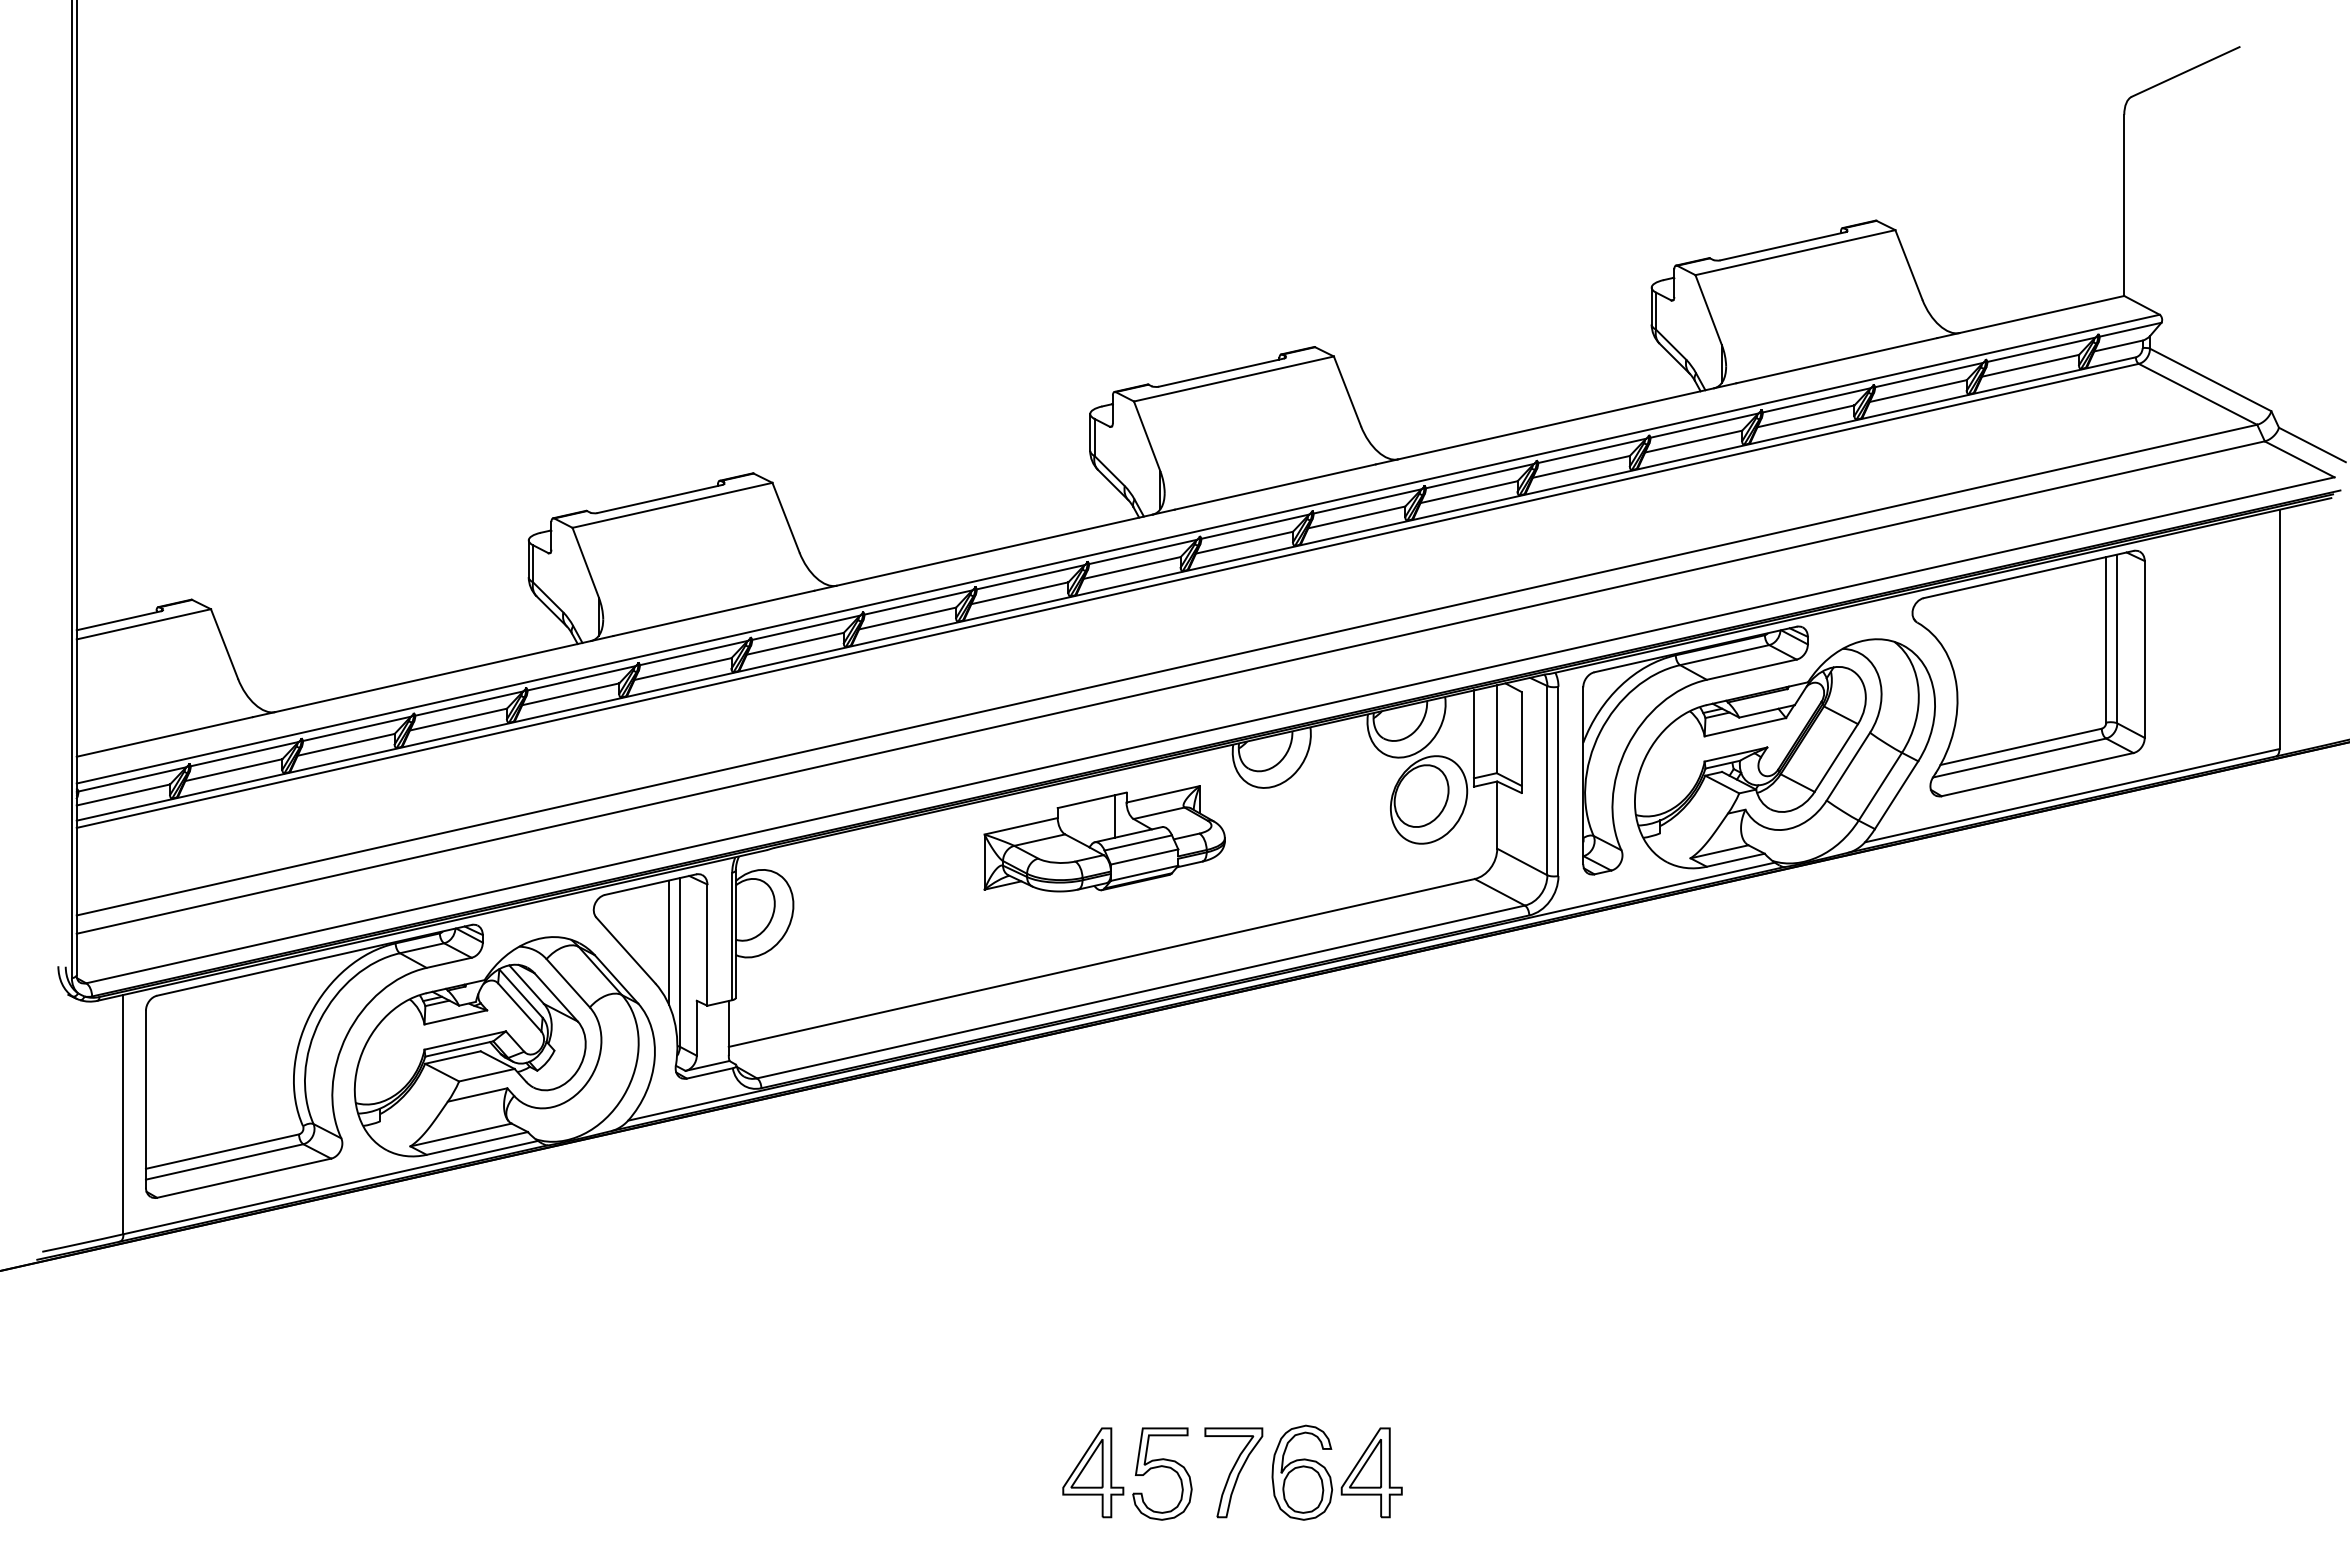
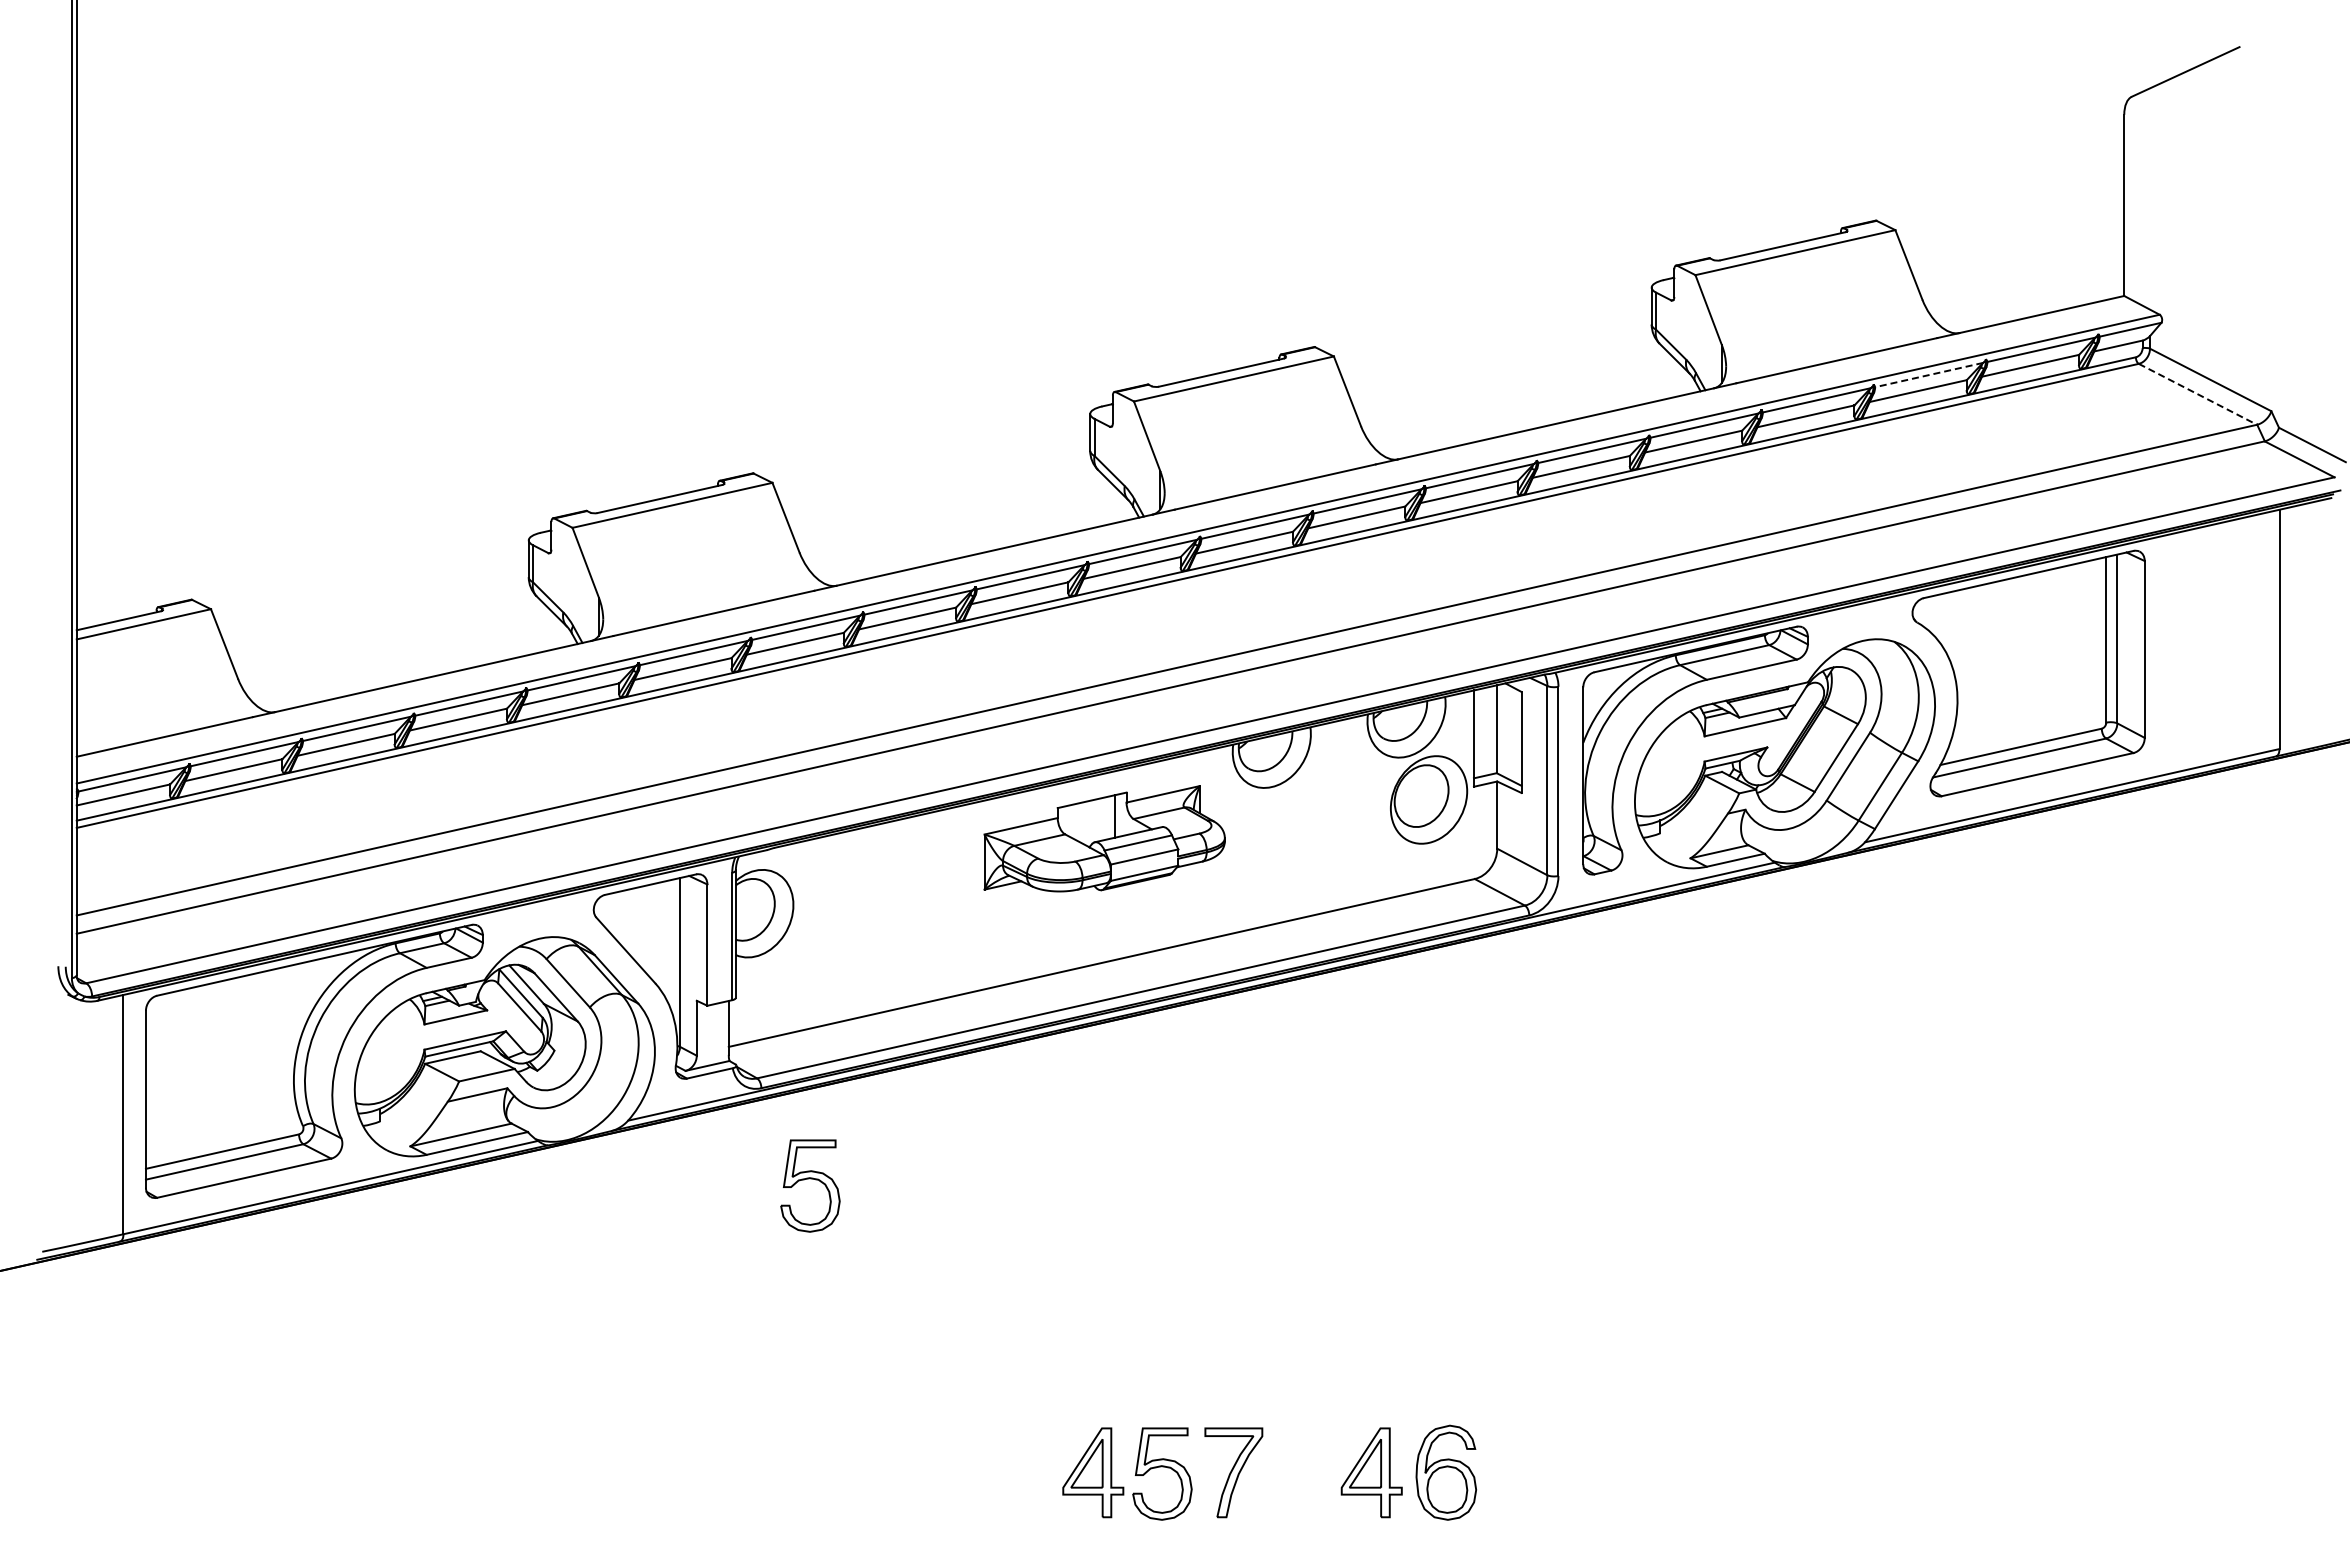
line: solid -> dashed (1928, 375)
line: solid -> dashed (2197, 394)
line: present -> none (668, 942)
part: none -> present (810, 1185)
part position: (1301, 1472) -> (1445, 1472) (1445, 1472)
